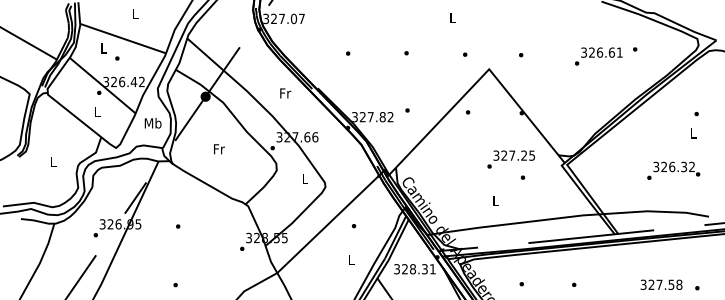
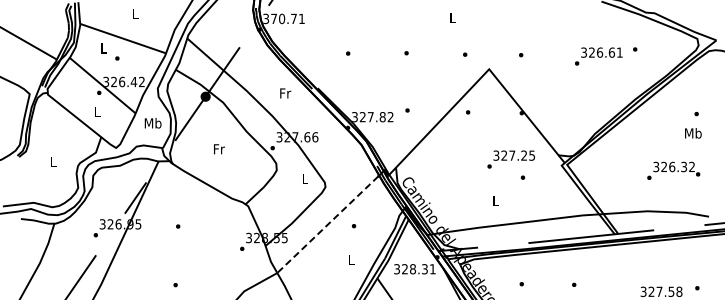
text: 327.07 -> 370.71 (287, 18)
text: L -> Mb (693, 133)
line: solid -> dashed (327, 224)
text position: (661, 284) -> (661, 291) (661, 291)
